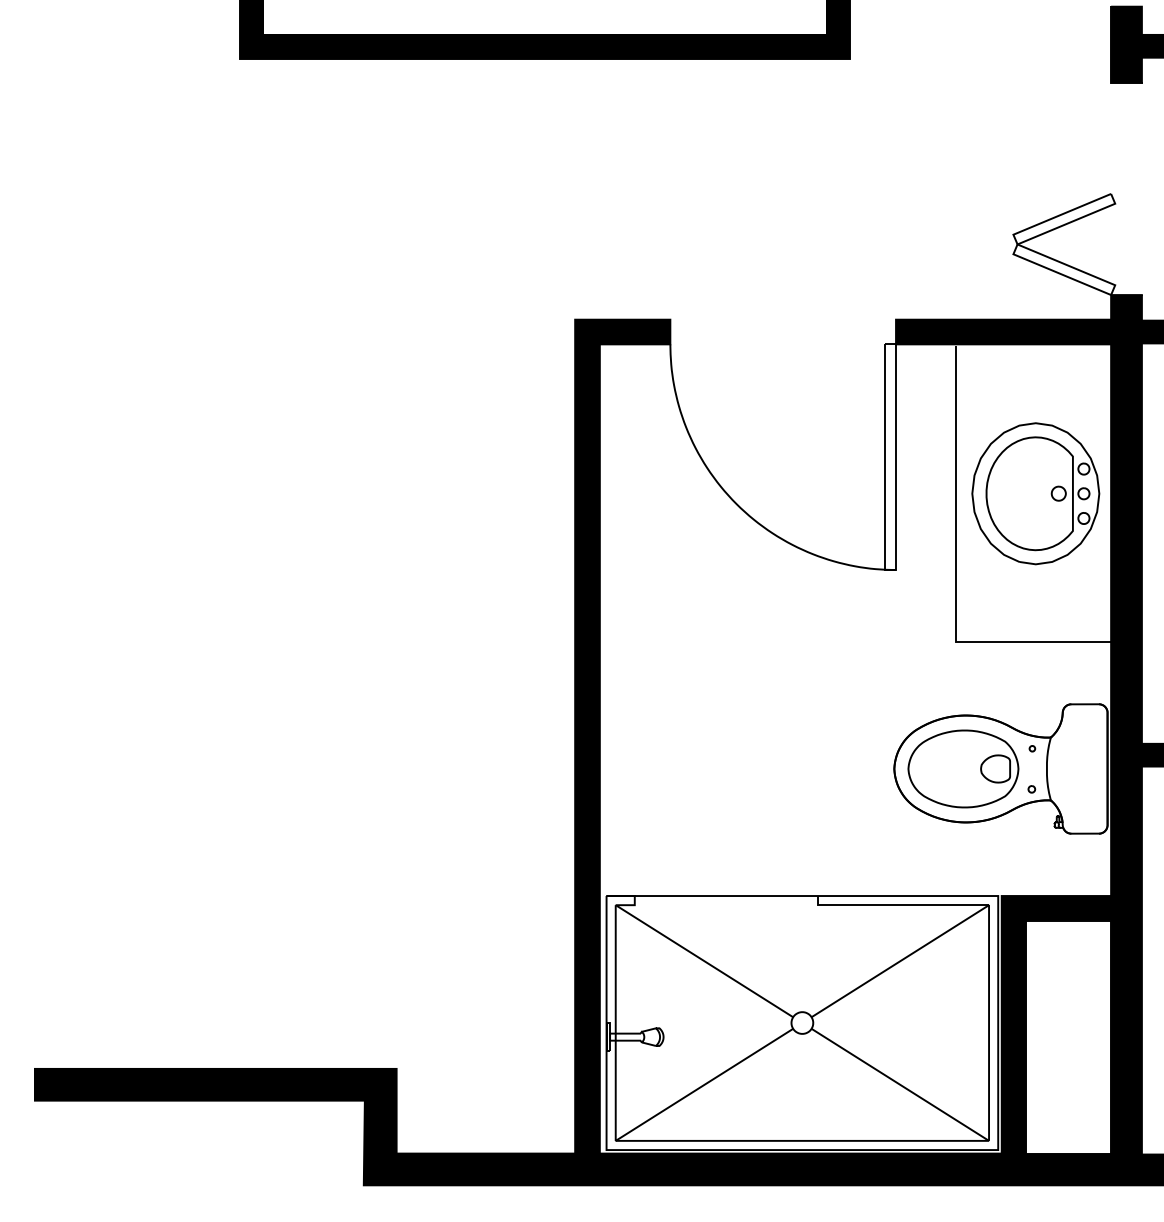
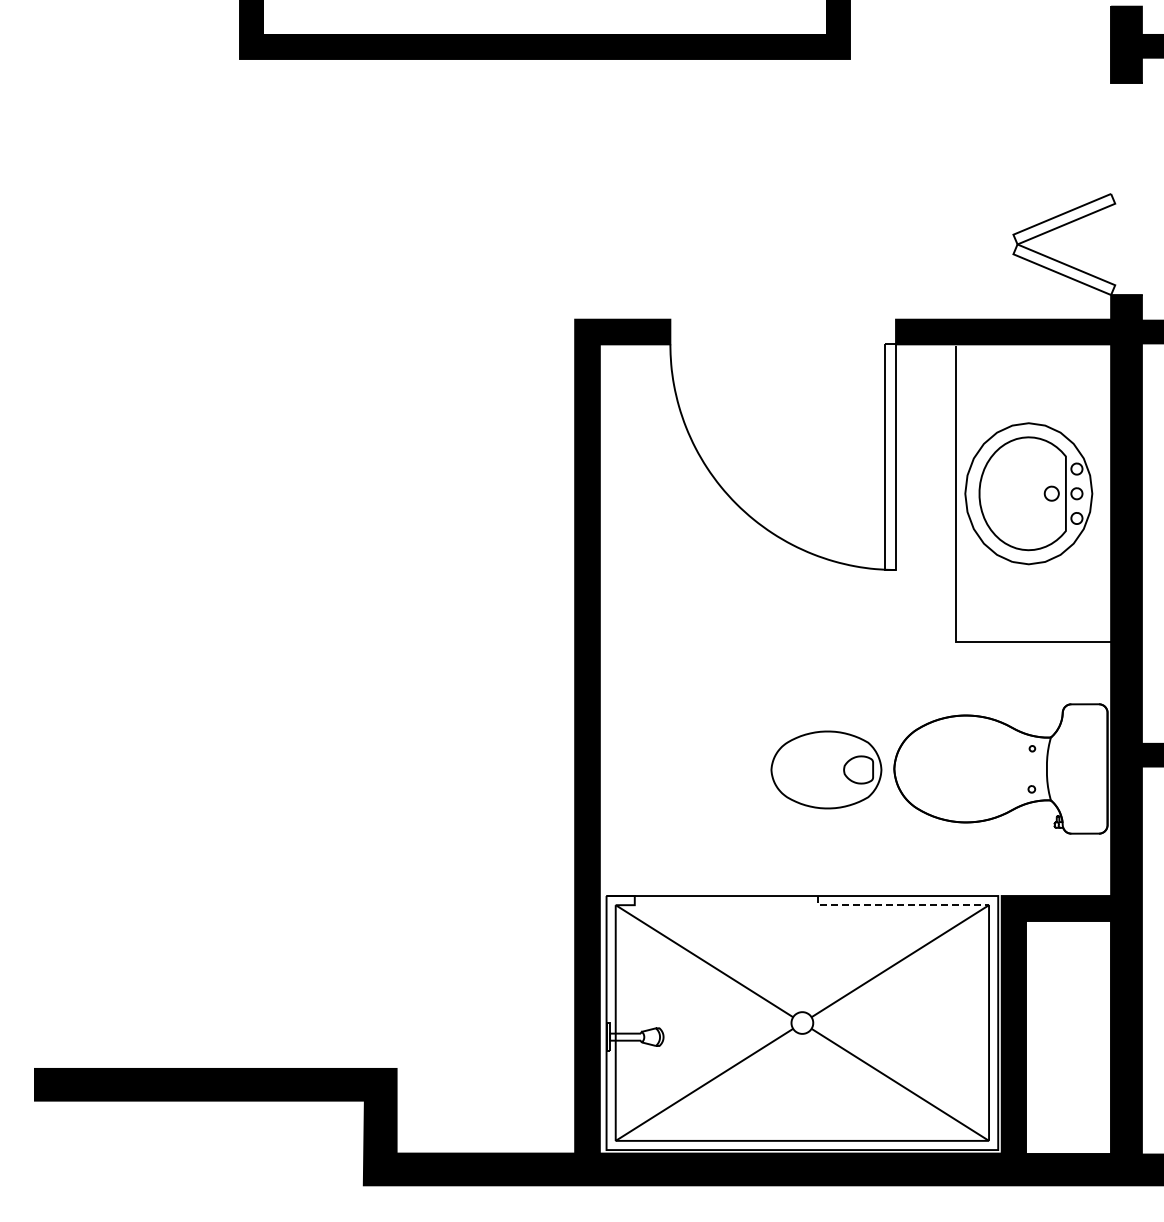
part position: (1035, 493) -> (1028, 493) (1028, 493)
part position: (963, 768) -> (826, 769) (826, 769)
line: solid -> dashed (898, 905)
